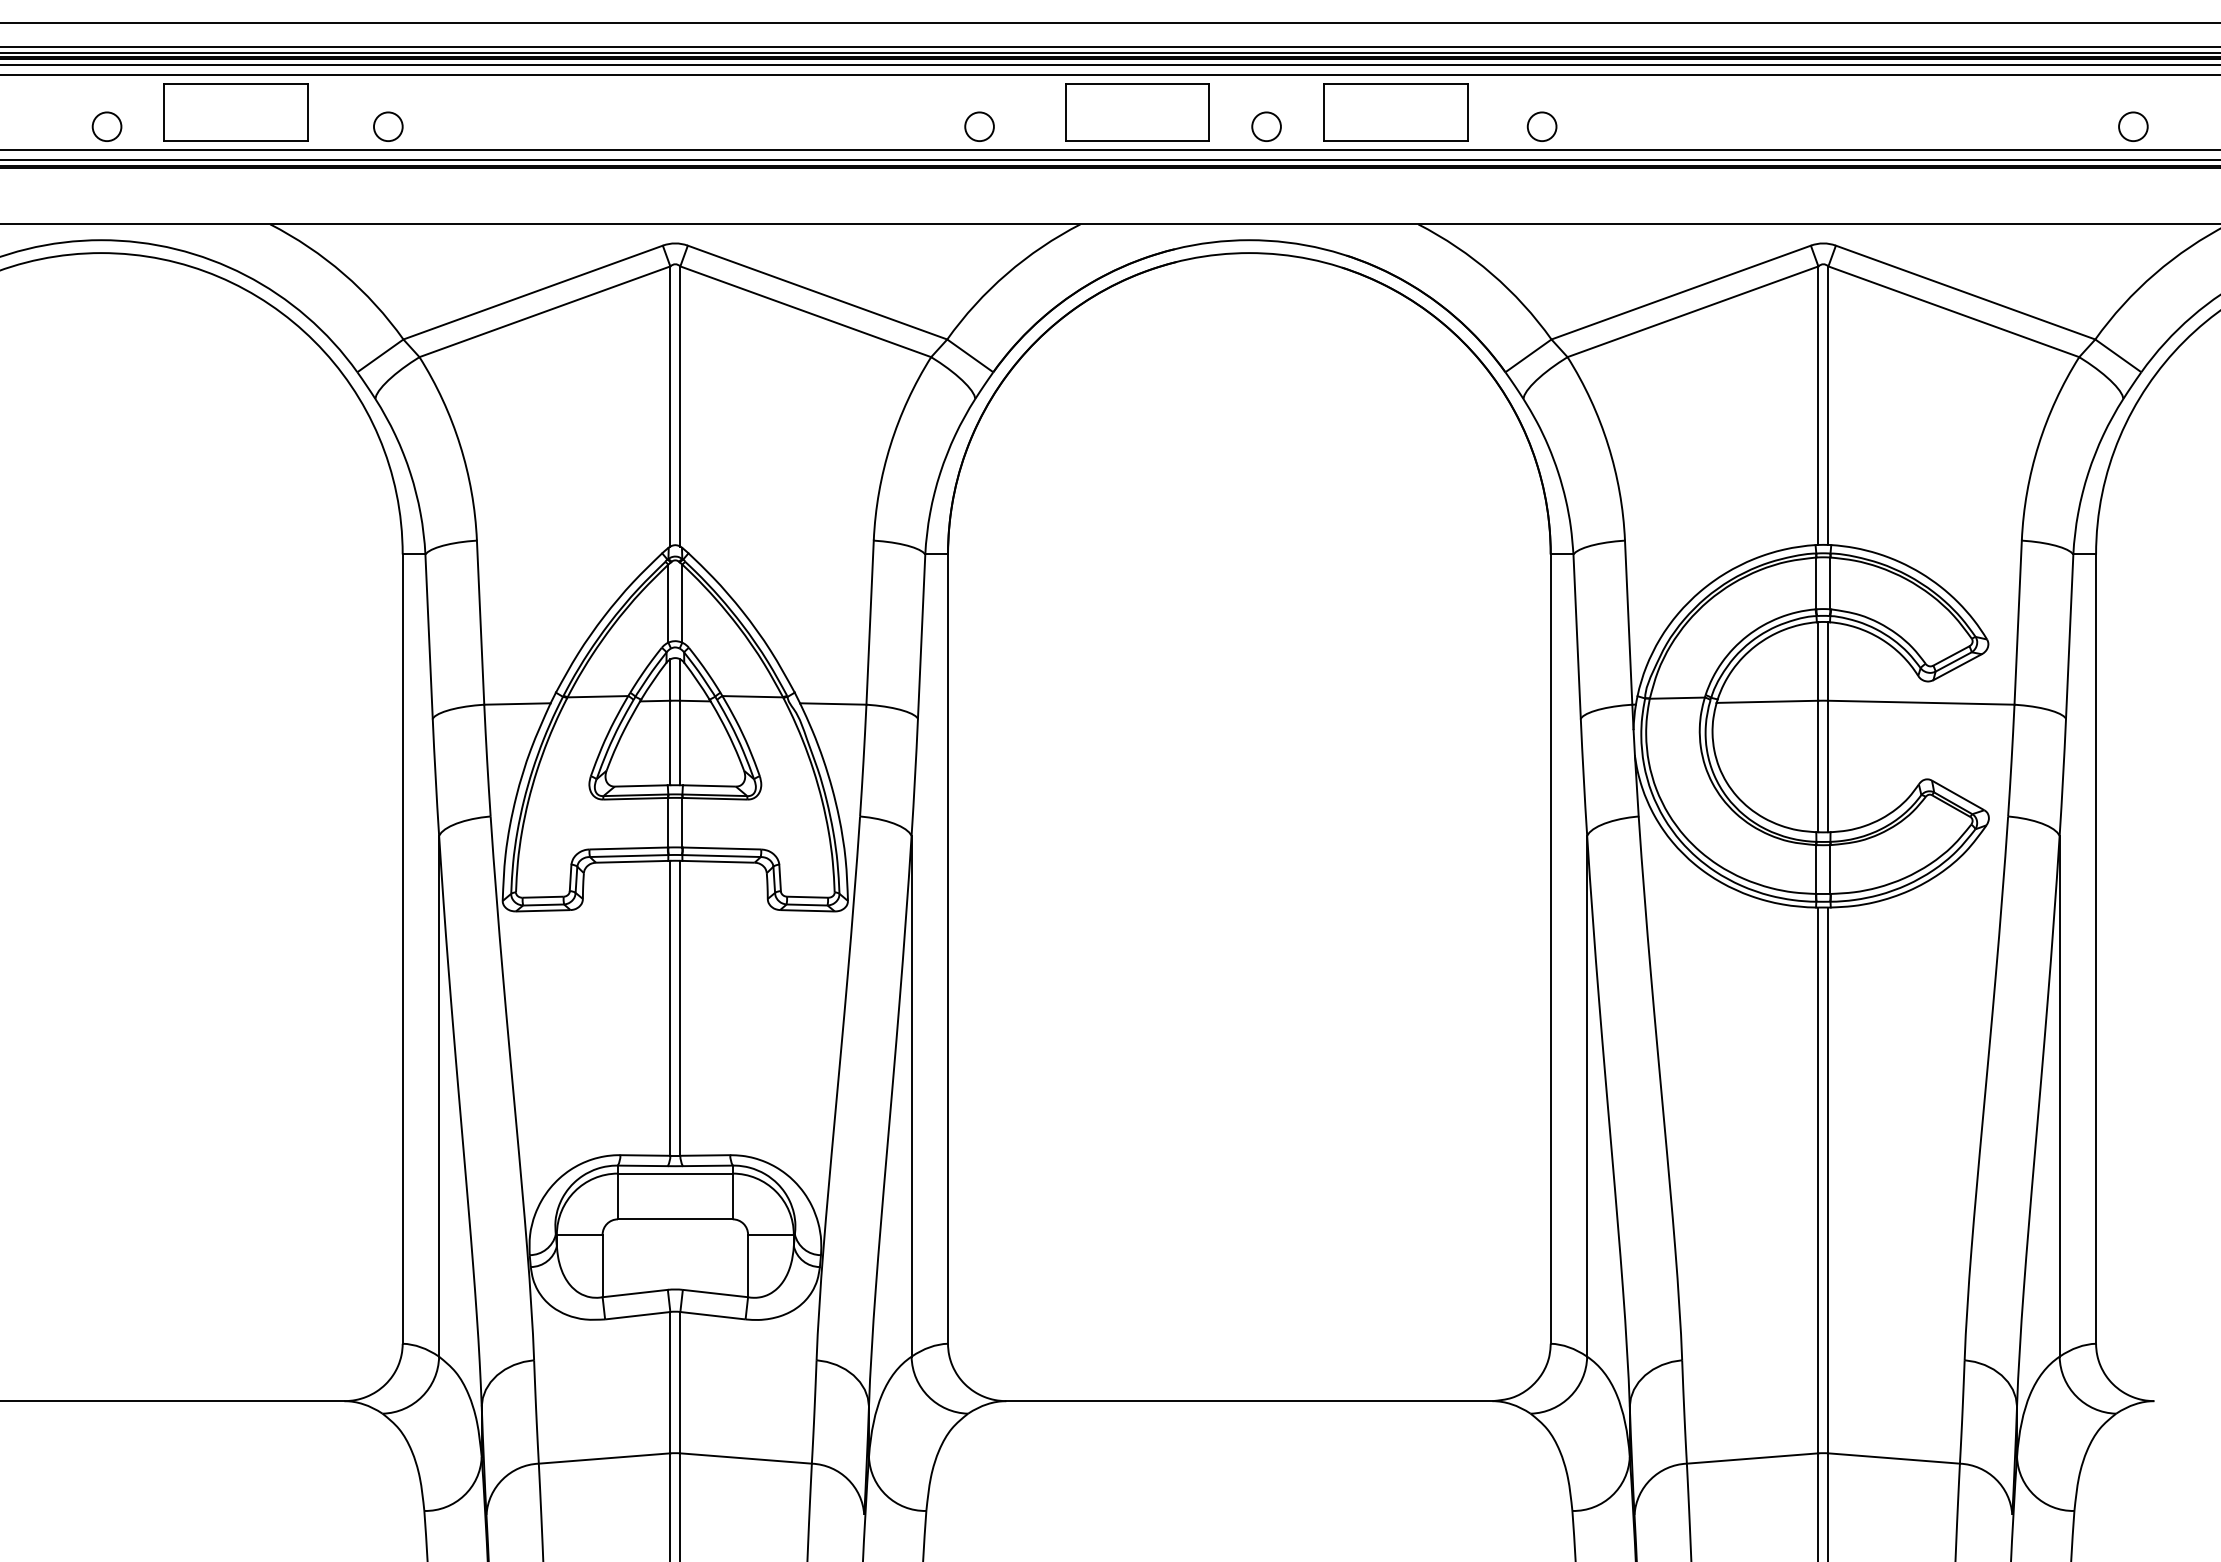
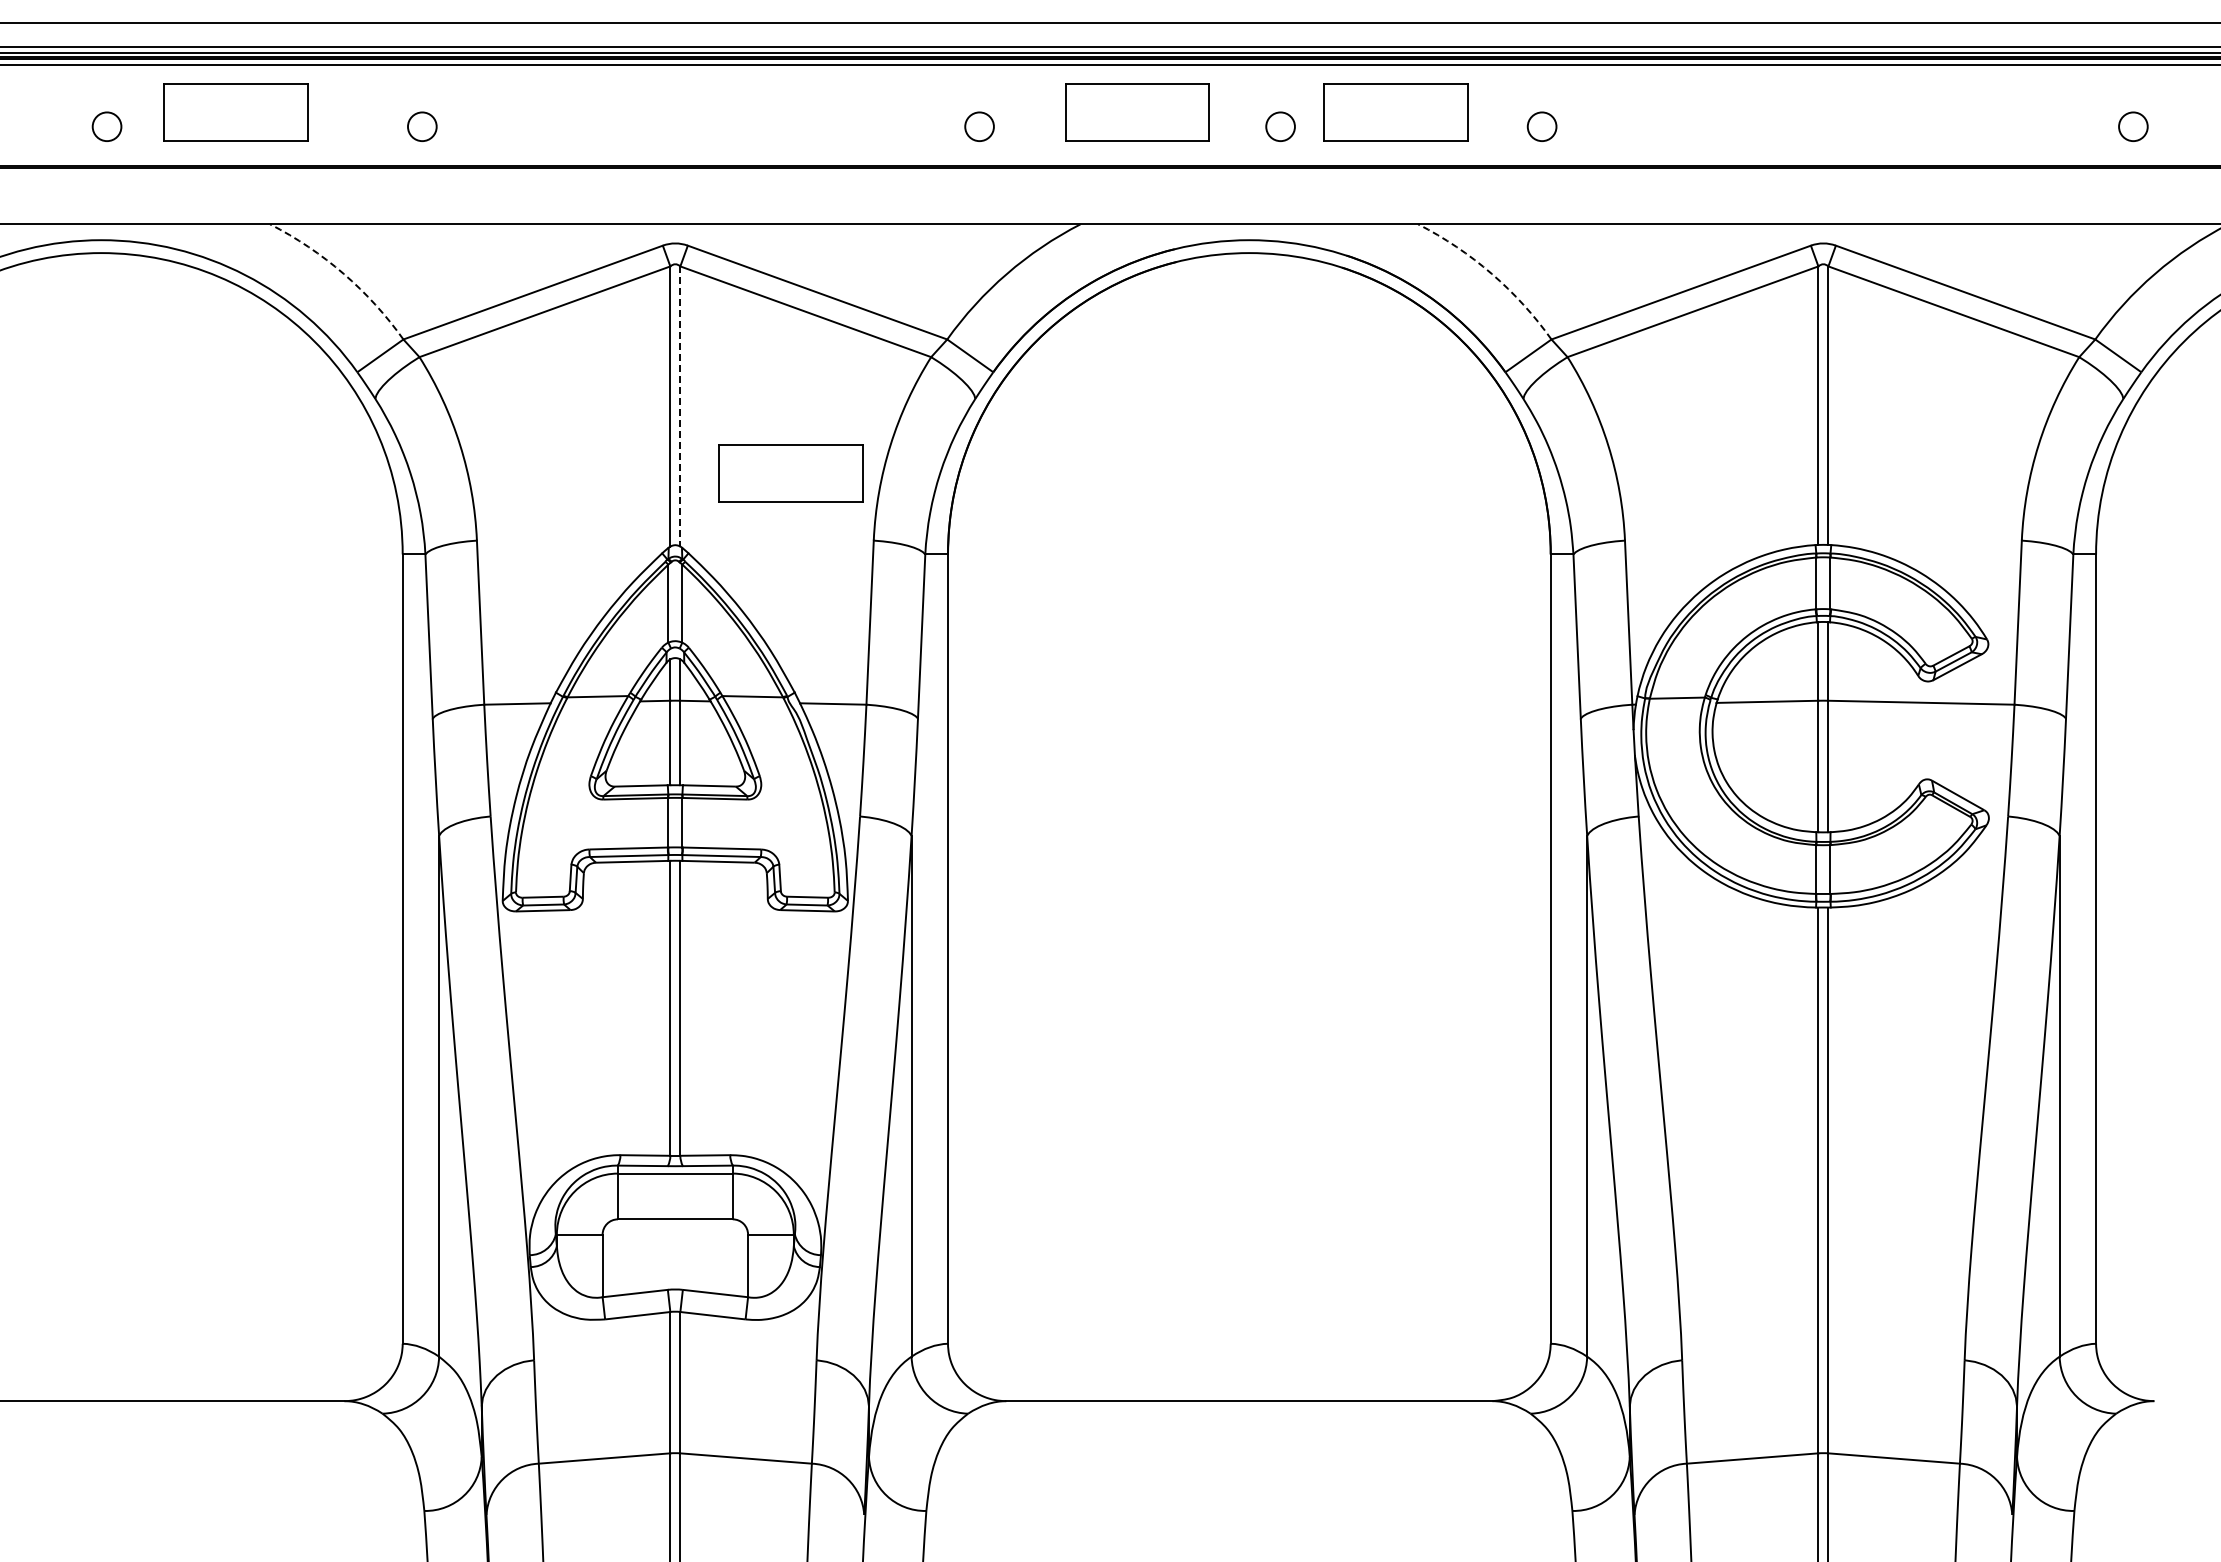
line: present -> none (1109, 75)
circle position: (388, 126) -> (422, 126) (422, 126)
circle position: (1266, 126) -> (1280, 126) (1280, 126)
line: present -> none (1109, 149)
line: present -> none (1109, 159)
arc: solid -> dashed (343, 273)
arc: solid -> dashed (1491, 273)
line: solid -> dashed (680, 406)
part: none -> present (790, 473)
